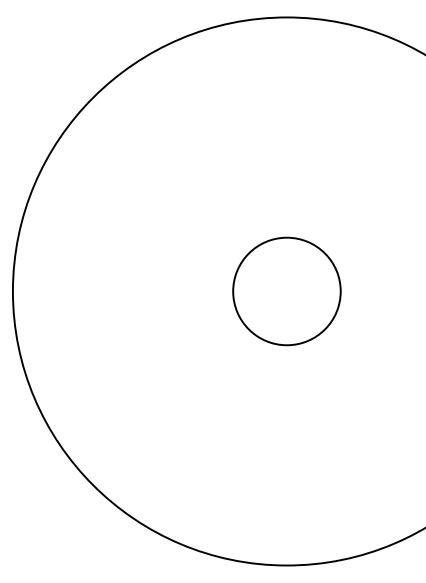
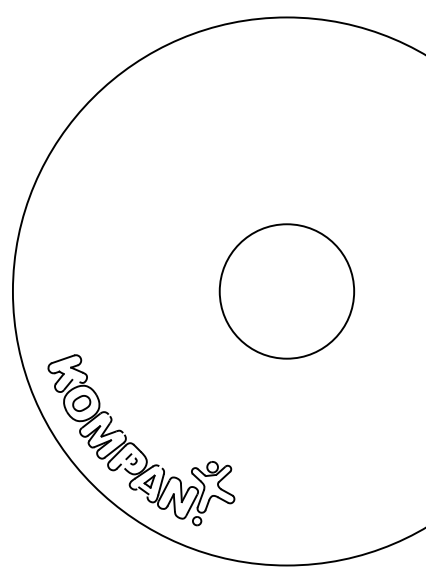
circle diameter: 108 px -> 134 px (286, 291)
part: none -> present (134, 443)
